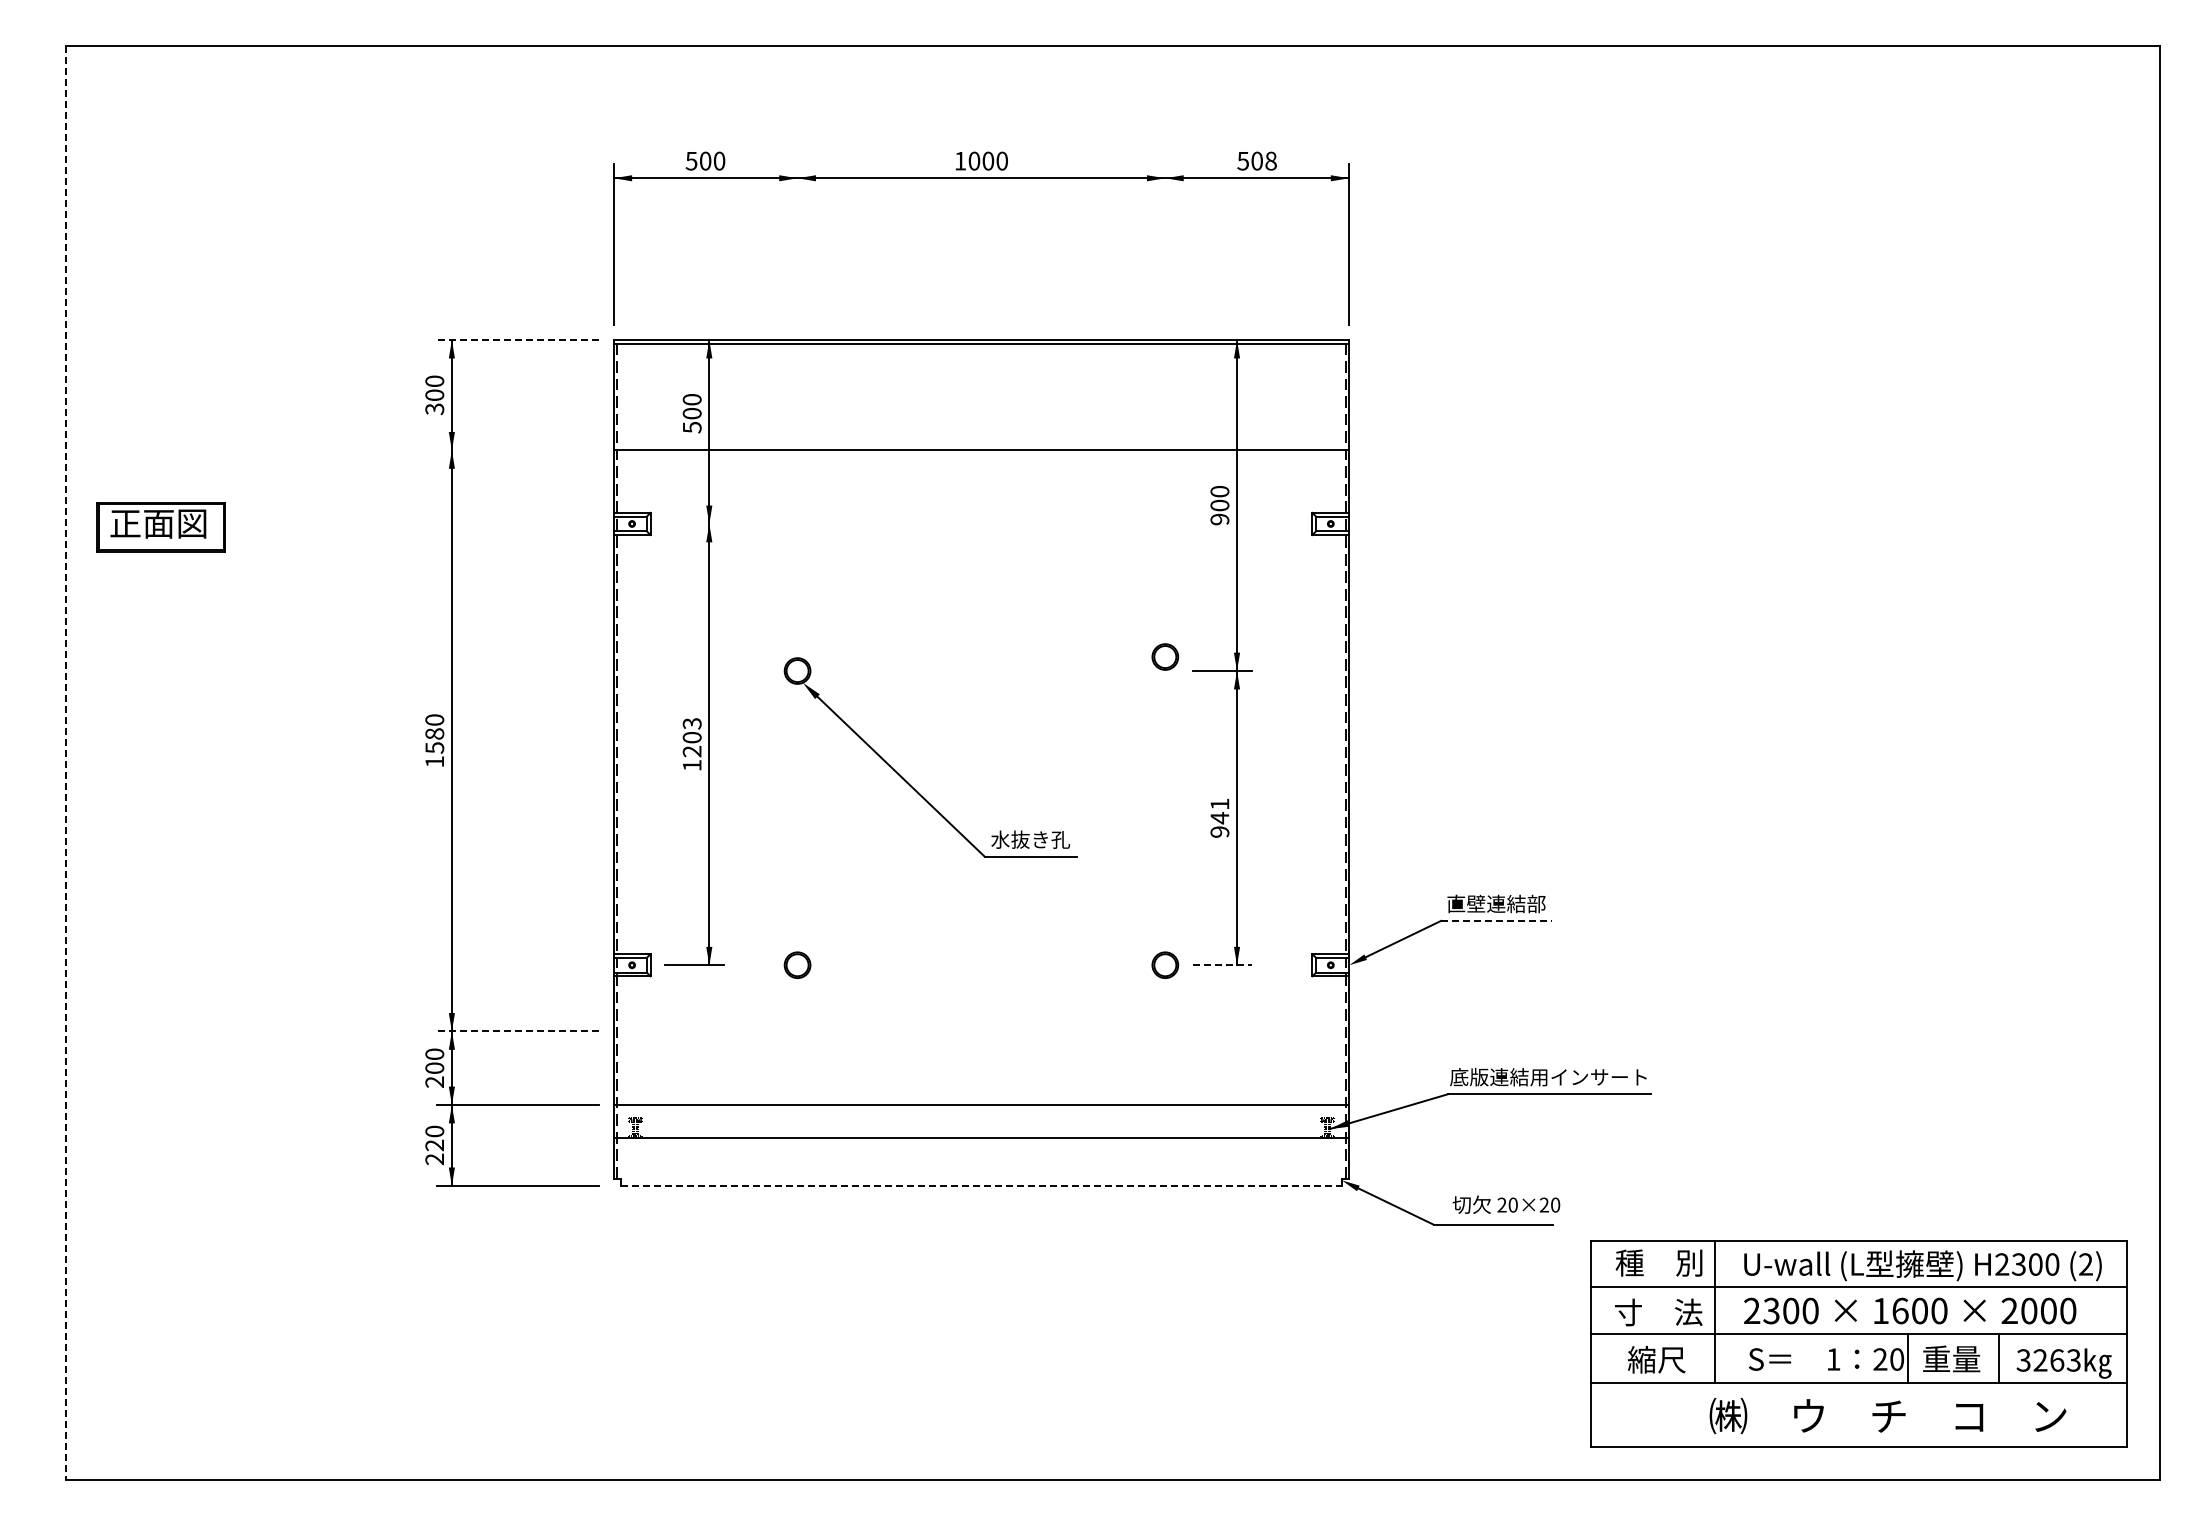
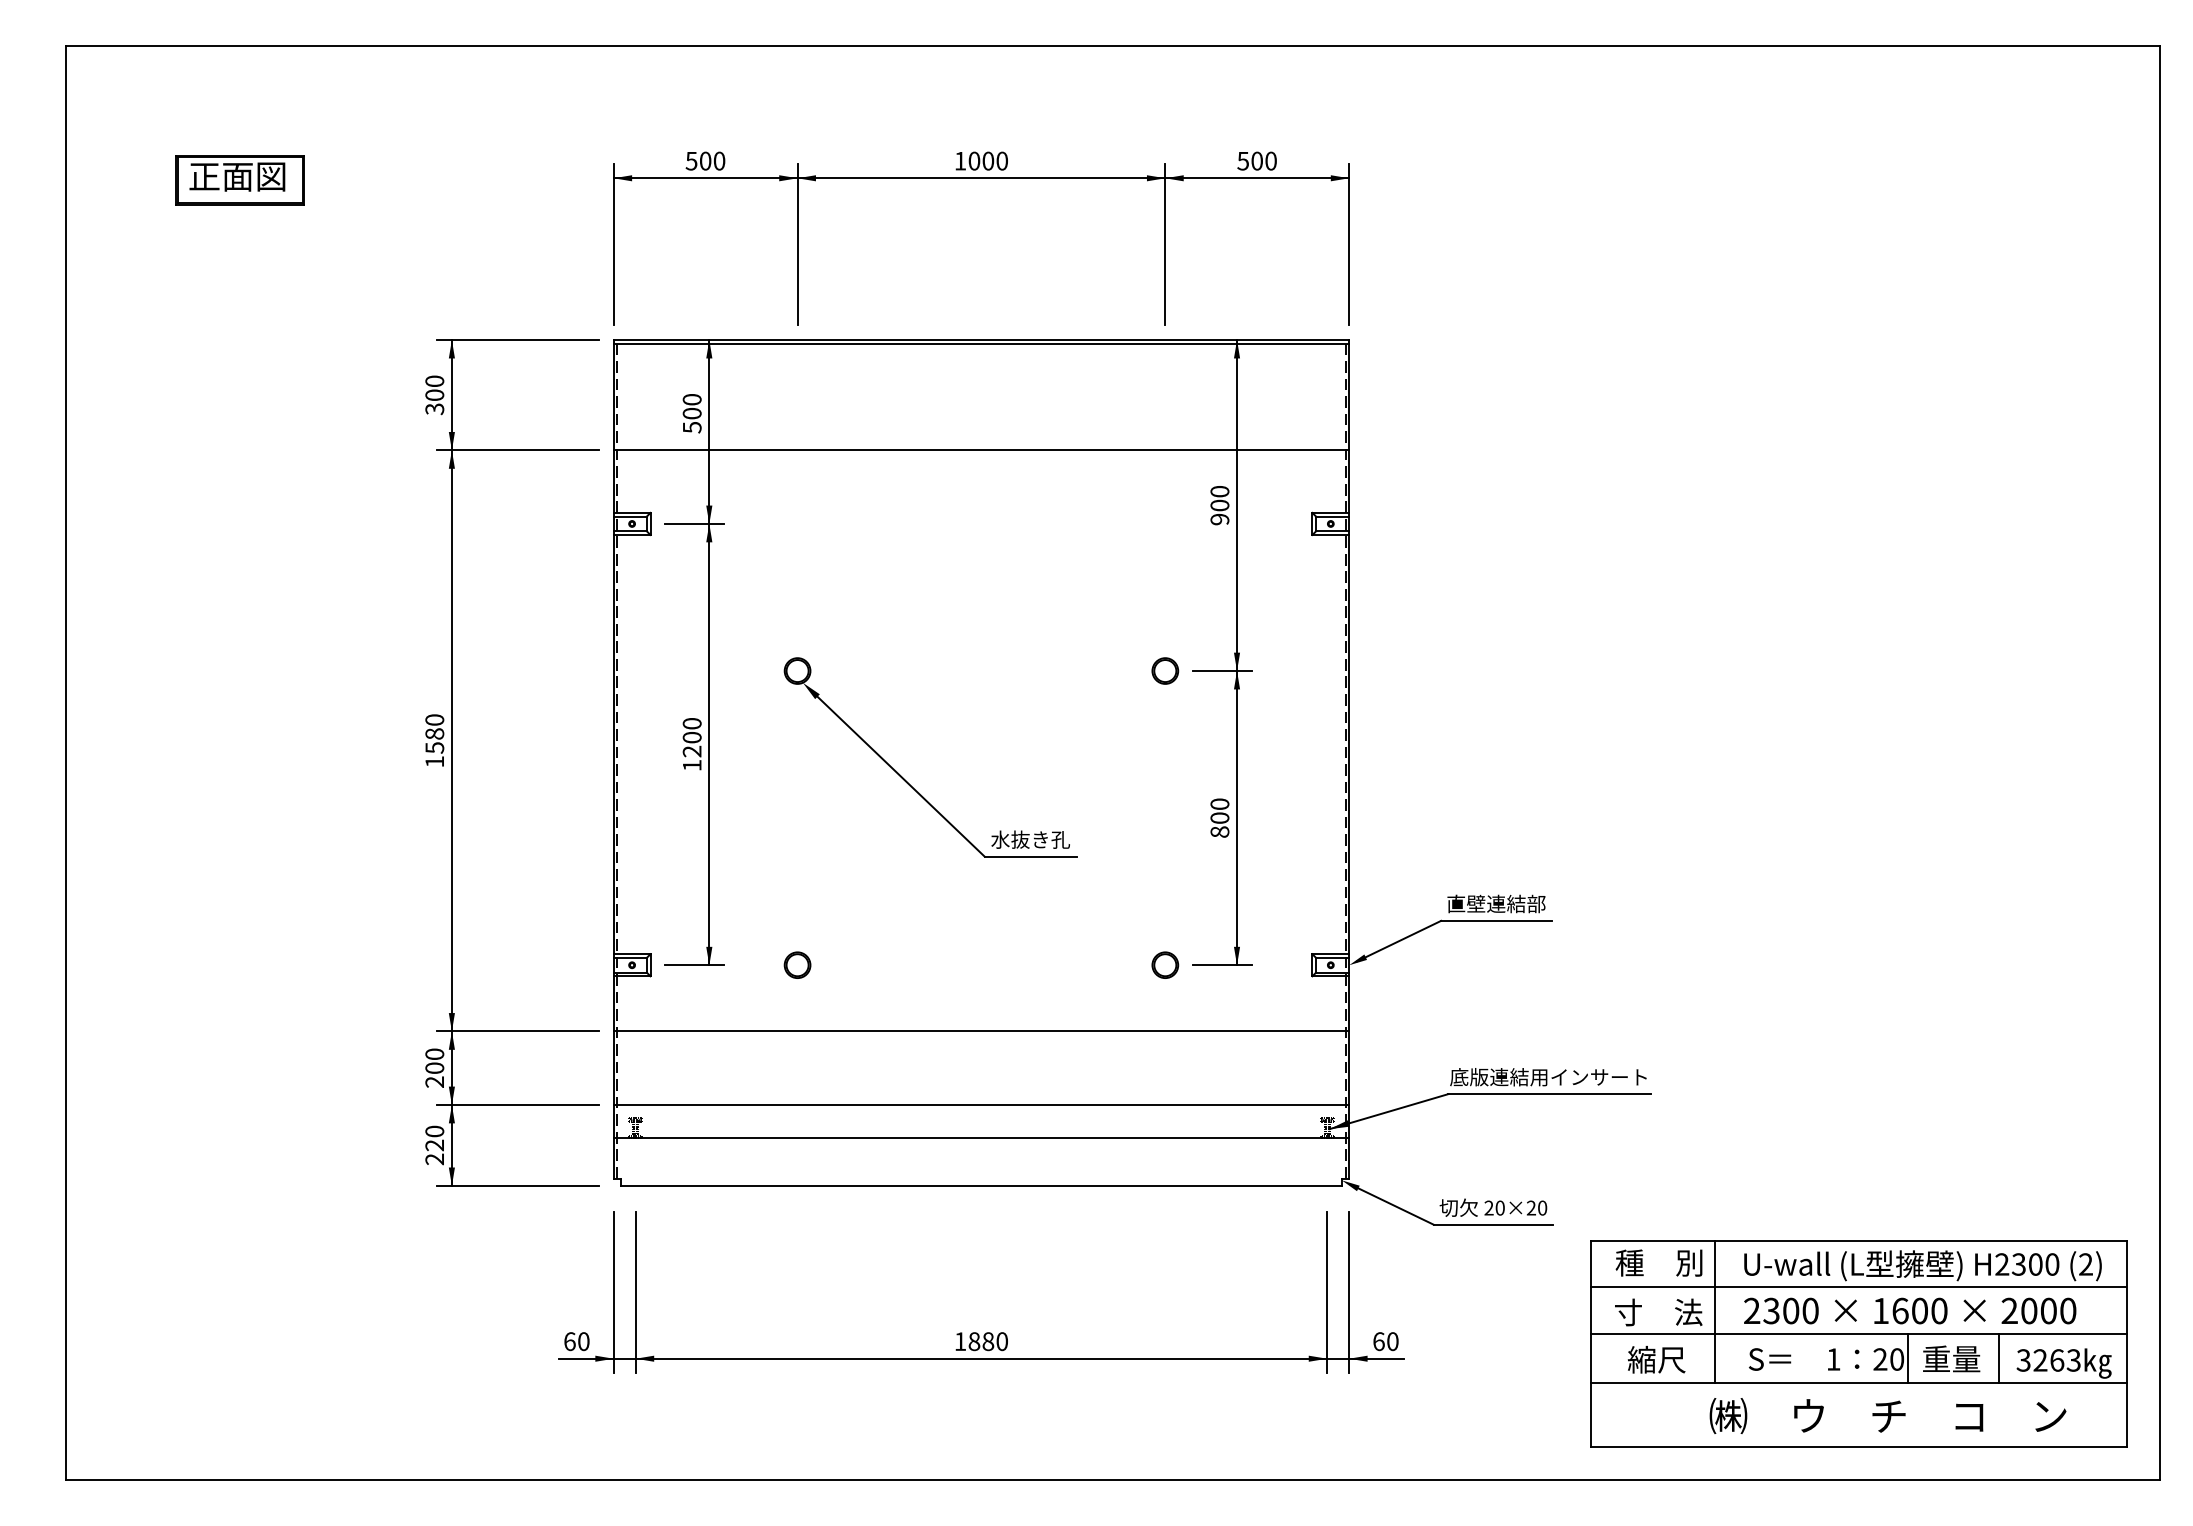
text: 508 -> 500 (1270, 161)
line: none -> present (797, 244)
line: none -> present (1165, 244)
line: dashed -> solid (518, 340)
line: none -> present (518, 450)
line: none -> present (694, 523)
part position: (160, 527) -> (239, 180) (239, 180)
part position: (1165, 656) -> (1165, 670) (1165, 670)
text: 1203 -> 1200 (691, 723)
line: dashed -> solid (65, 763)
text: 941 -> 800 (1219, 817)
line: dashed -> solid (1496, 920)
line: dashed -> solid (1222, 965)
line: dashed -> solid (518, 1031)
line: none -> present (981, 1031)
line: dashed -> solid (981, 1185)
text position: (1506, 1204) -> (1493, 1207) (1493, 1207)
part: none -> present (976, 1332)
